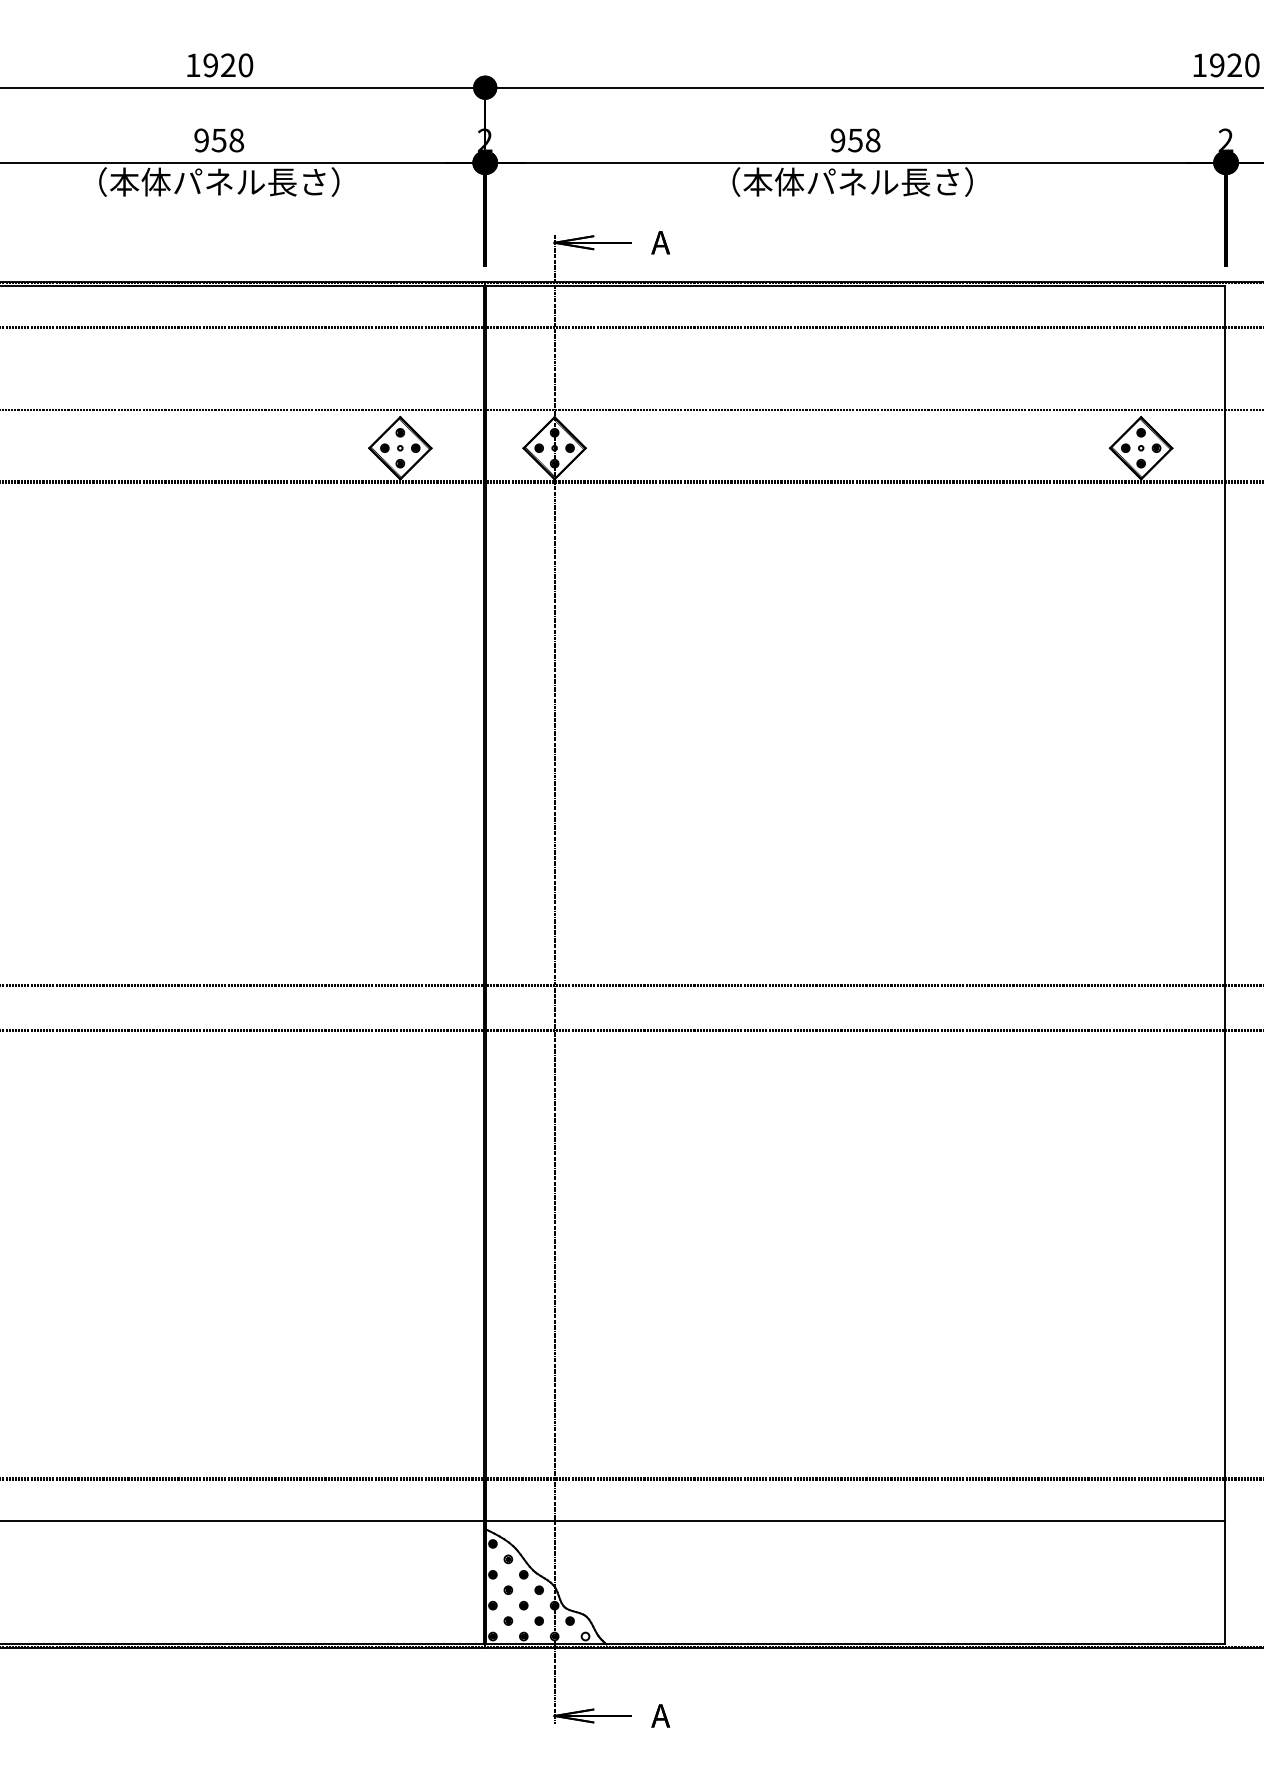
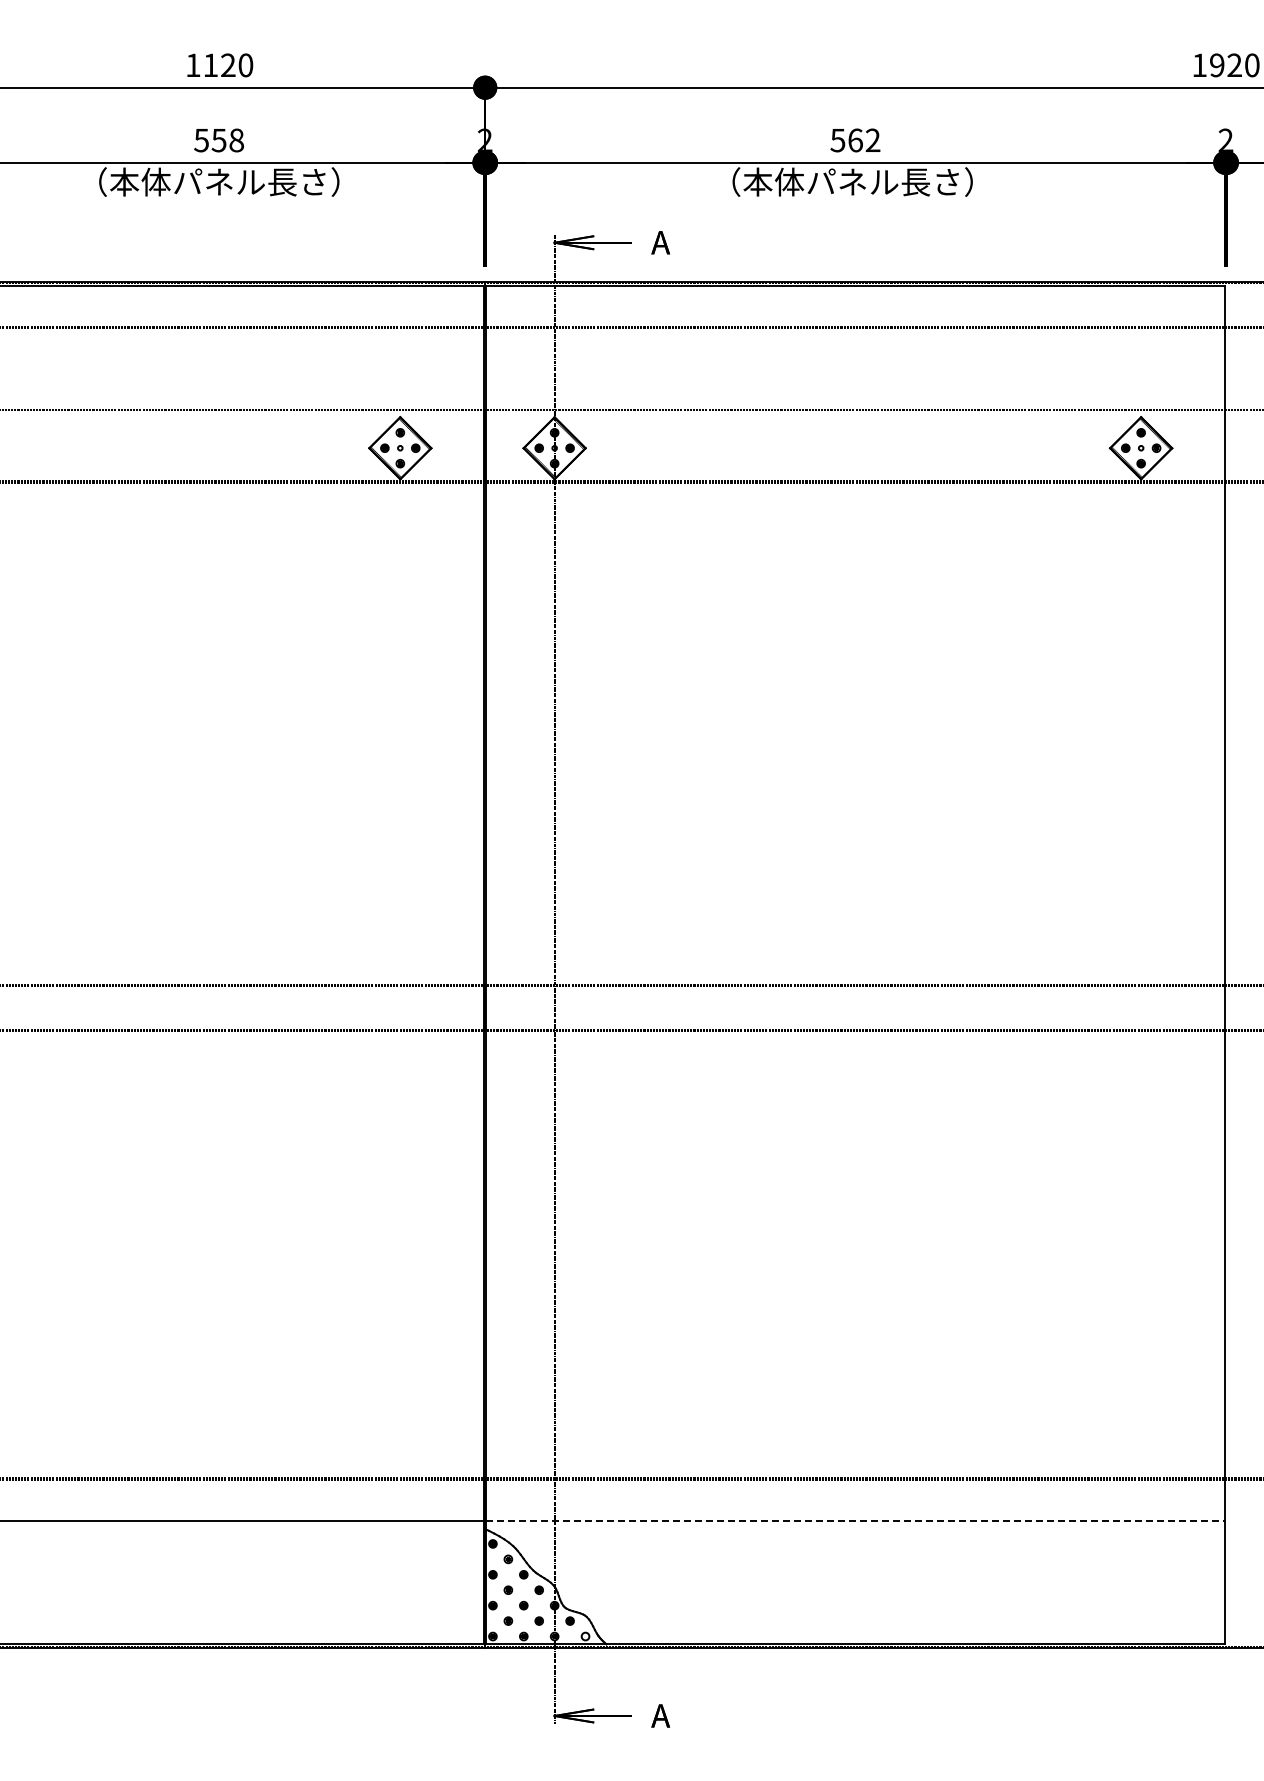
text: 1920 -> 1120 (210, 65)
text: 958 -> 558 (201, 140)
text: 958 -> 562 (855, 140)
line: solid -> dashed (855, 1520)
